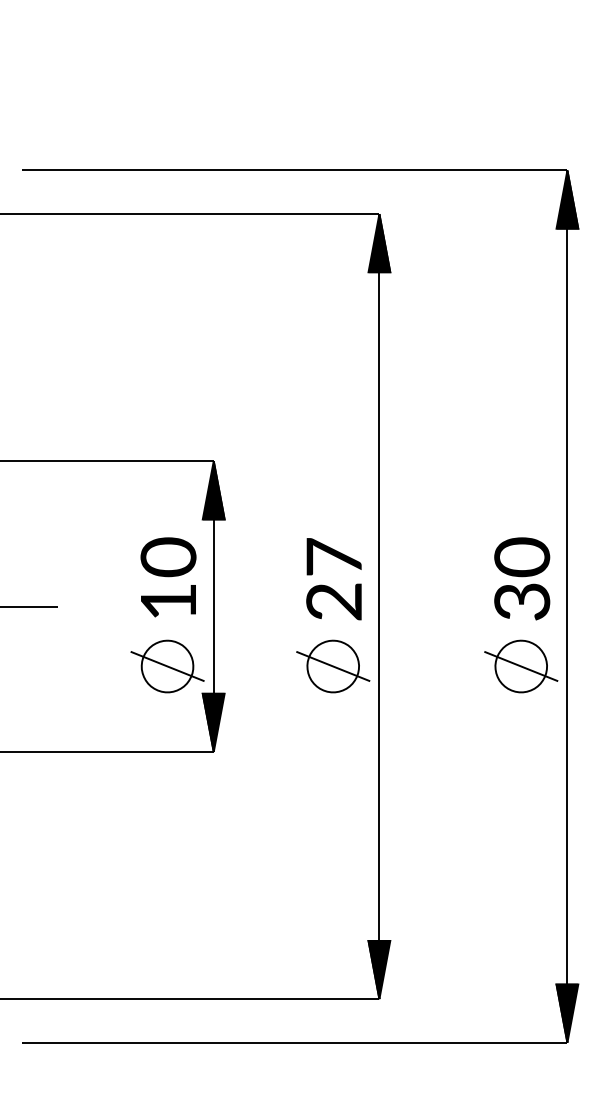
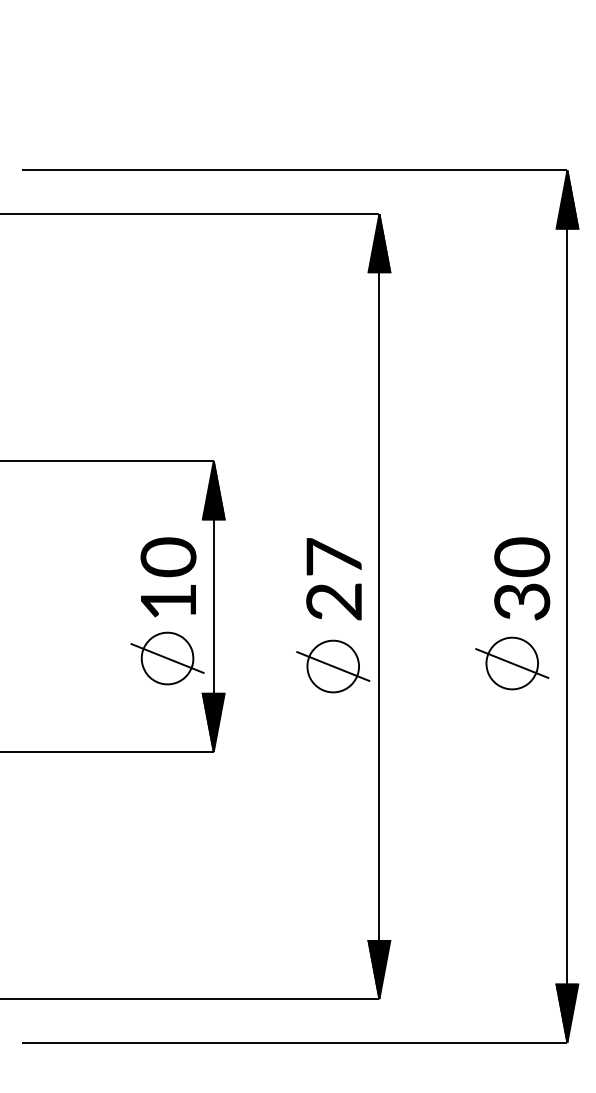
line: present -> none (29, 606)
part position: (167, 666) -> (167, 658) (167, 658)
part position: (521, 666) -> (512, 663) (512, 663)
